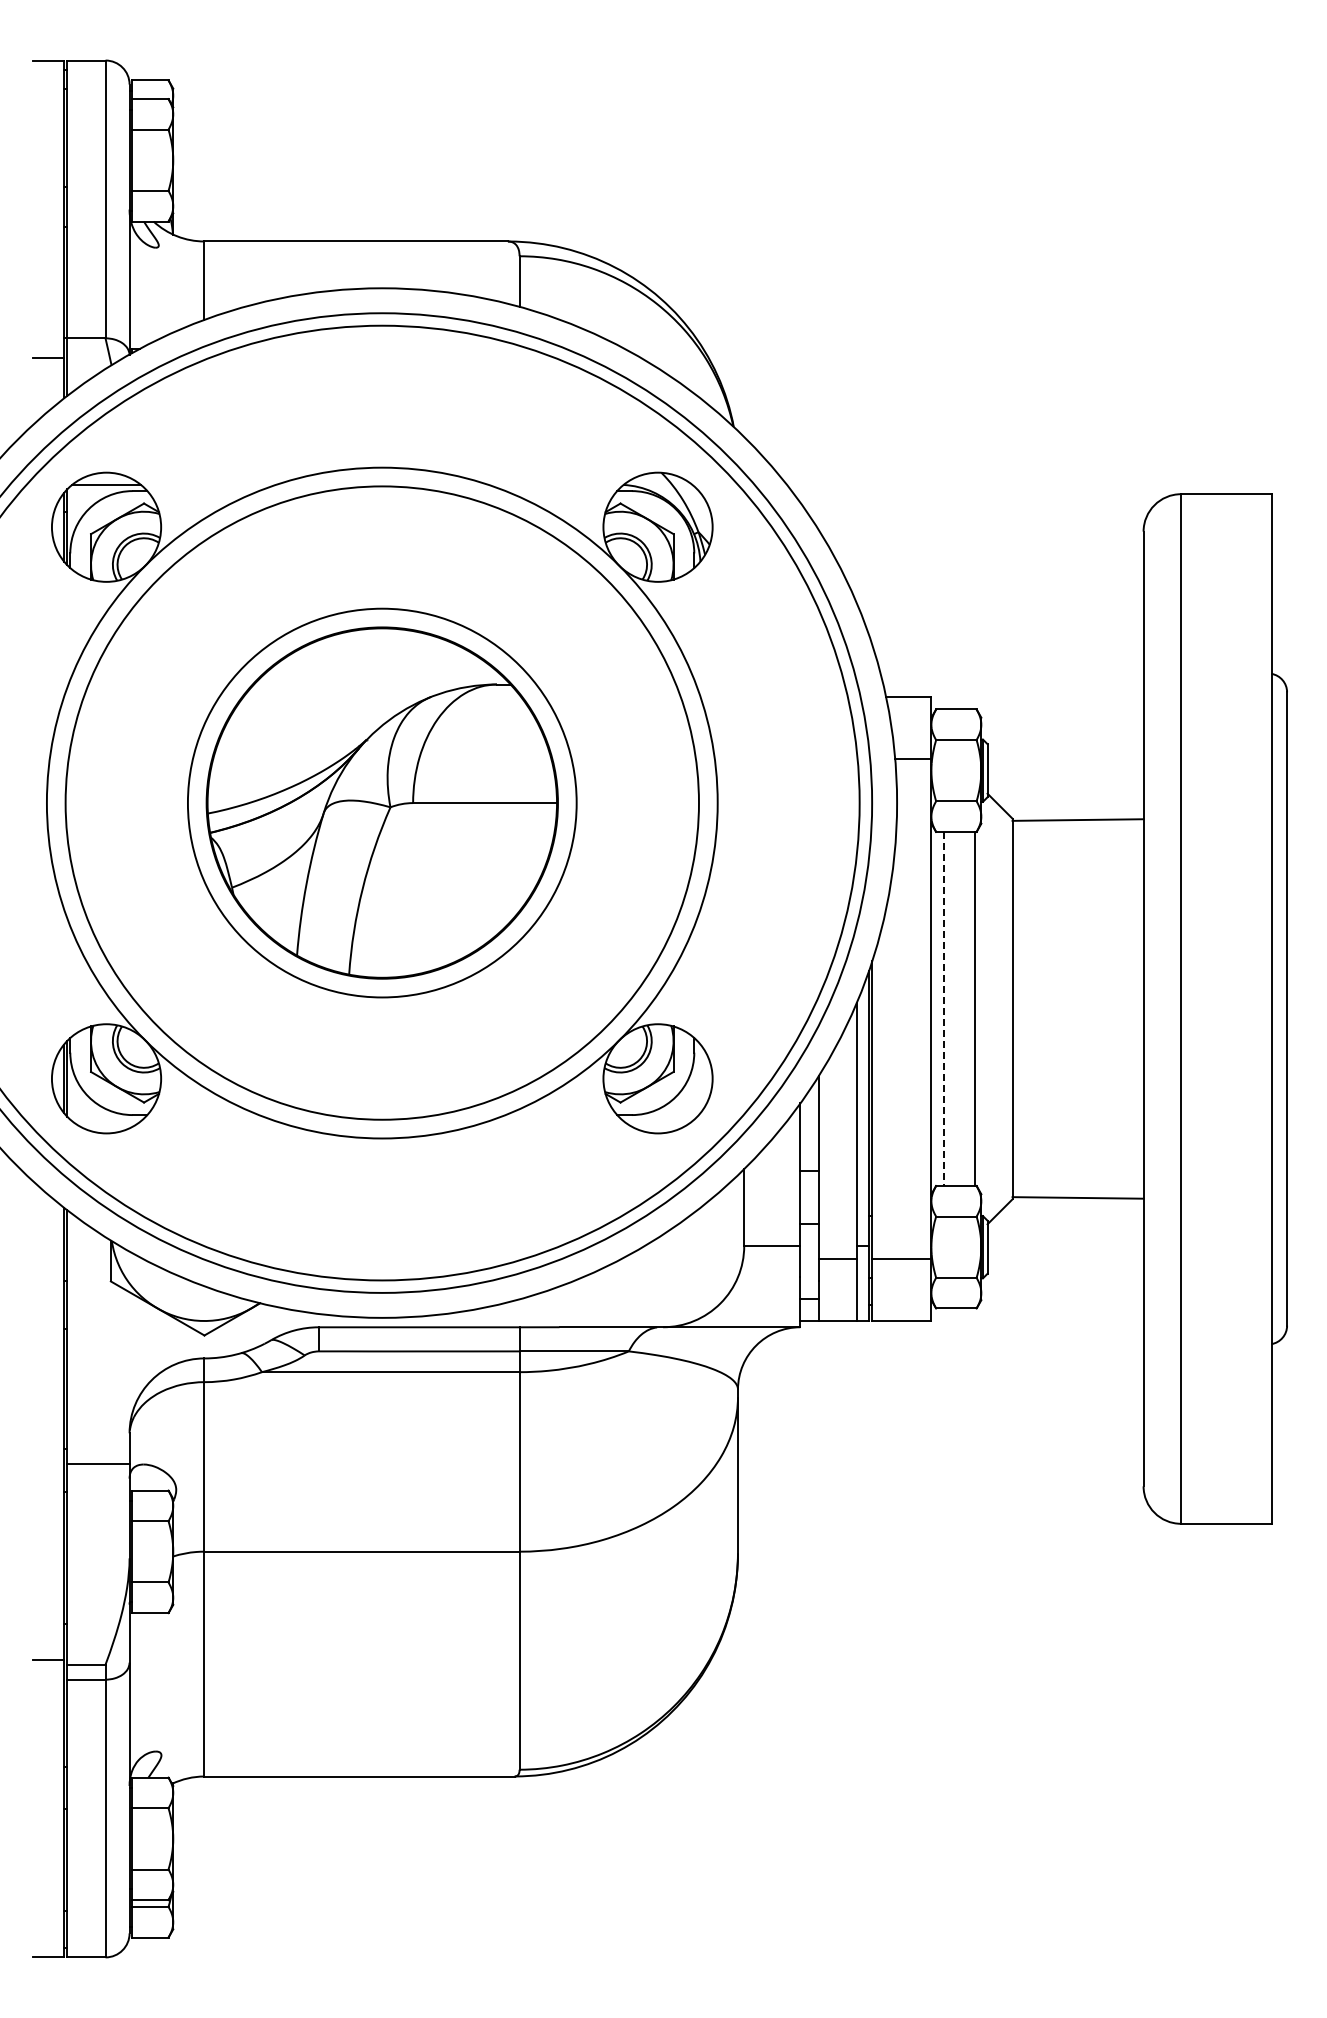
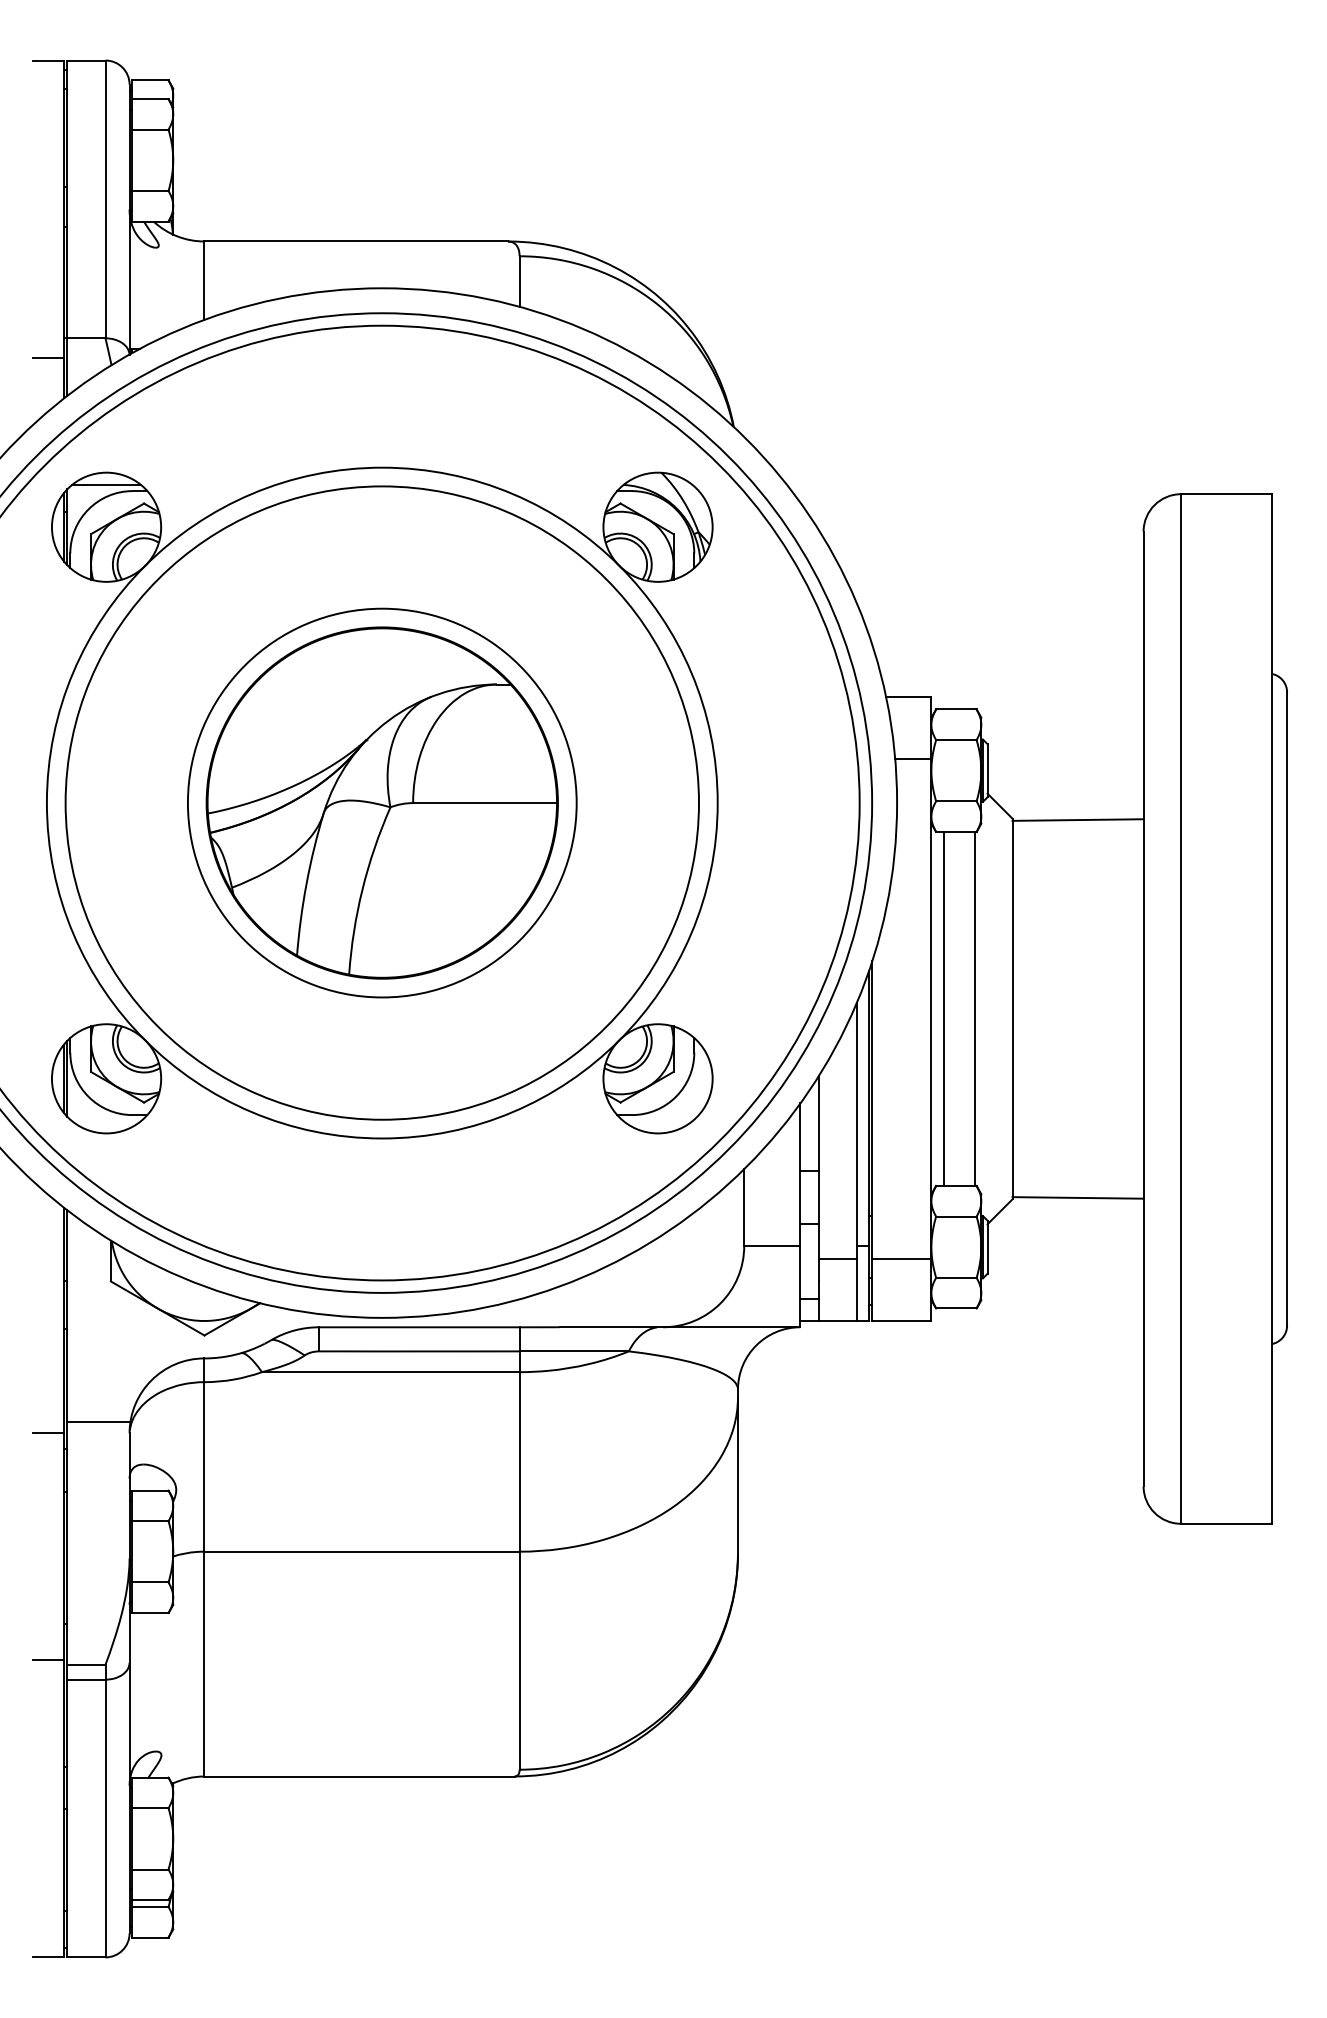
line: dashed -> solid (943, 1008)
line: none -> present (48, 1432)
line position: (98, 1463) -> (98, 1421) (98, 1421)
